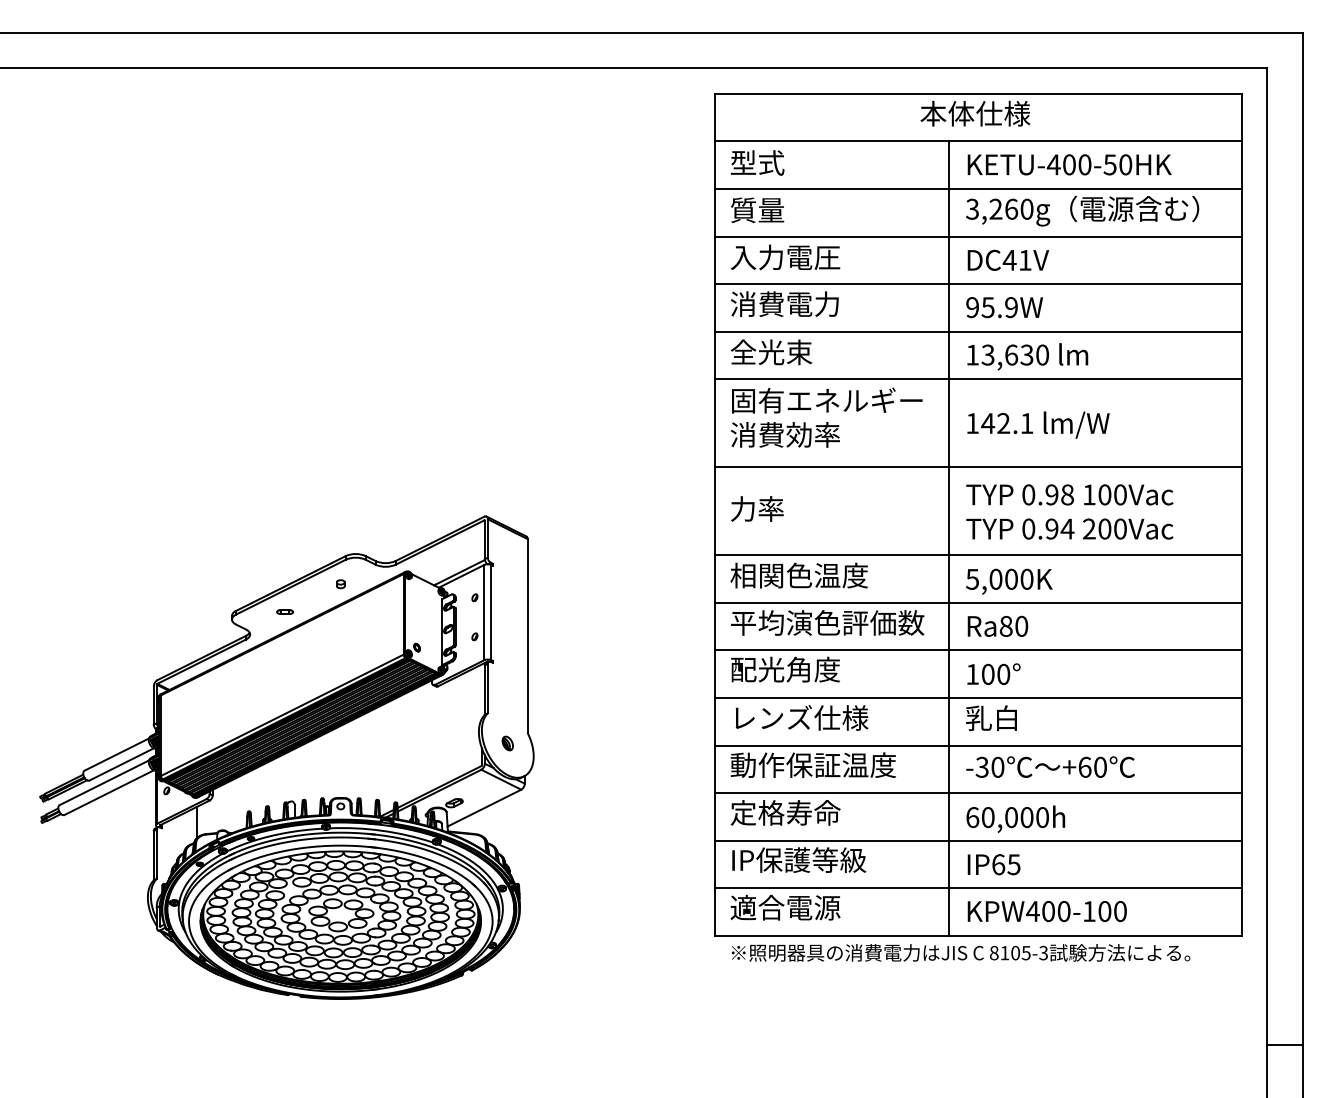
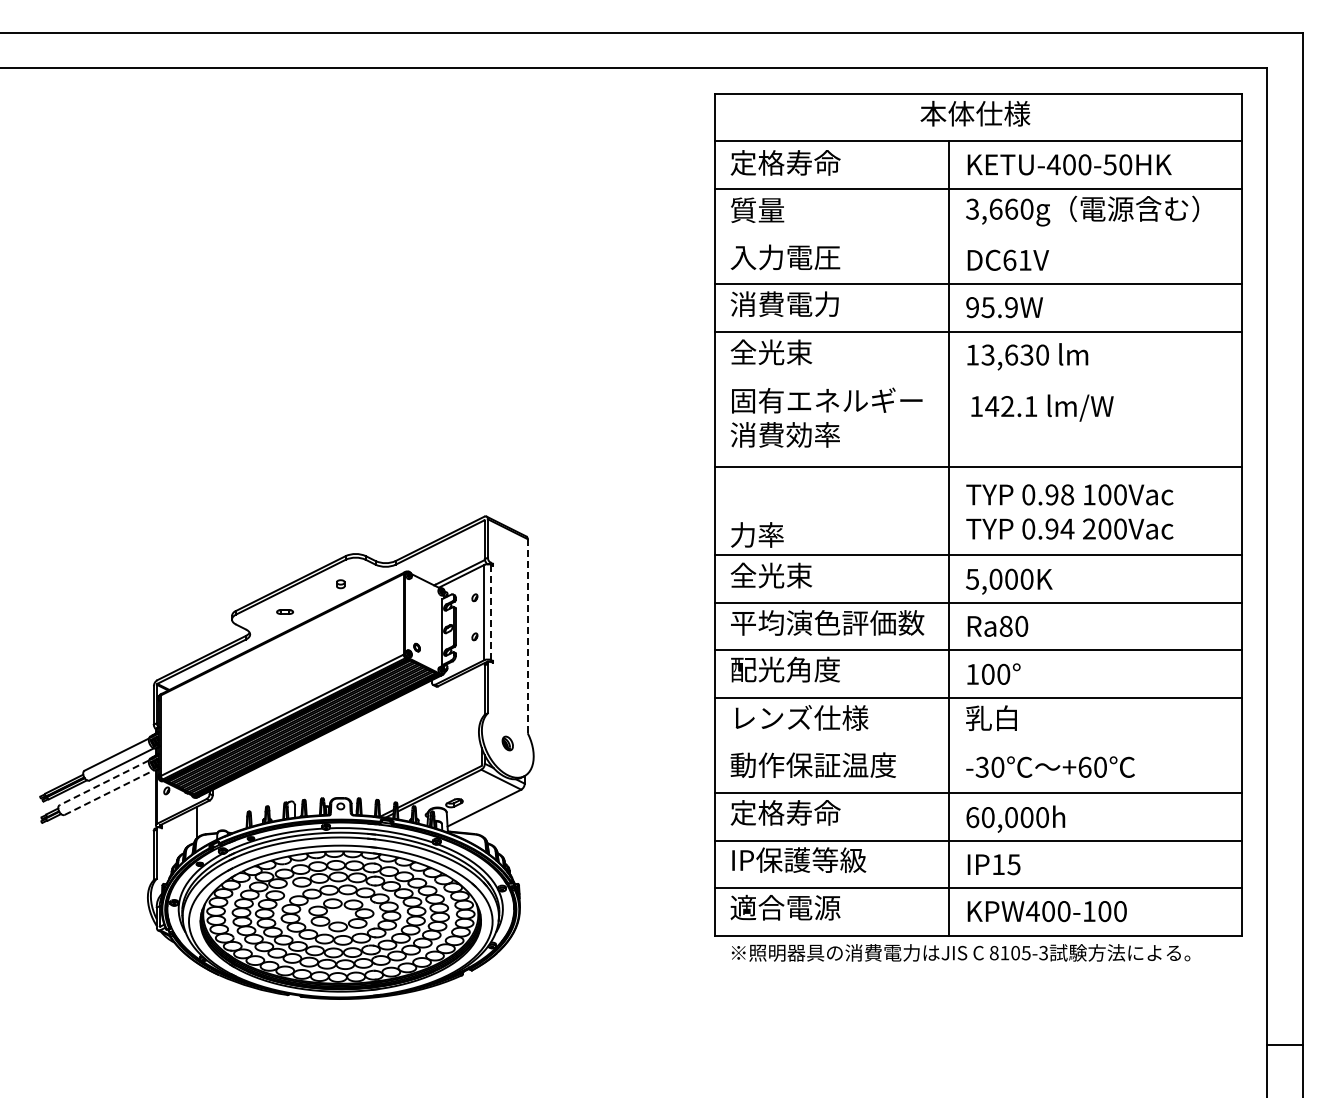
text: 型式 -> 定格寿命 (785, 162)
text: 3,260g -> 3,660g (995, 208)
line: present -> none (978, 236)
text: DC41V -> DC61V (1009, 259)
line: present -> none (978, 379)
text position: (1038, 424) -> (1042, 407) (1042, 407)
text position: (757, 508) -> (757, 534) (757, 534)
text: 相関色温度 -> 全光束 (798, 575)
line: solid -> dashed (491, 612)
line: solid -> dashed (527, 635)
line: present -> none (978, 745)
line: solid -> dashed (104, 782)
line: solid -> dashed (109, 792)
text: IP65 -> IP15 (998, 864)
